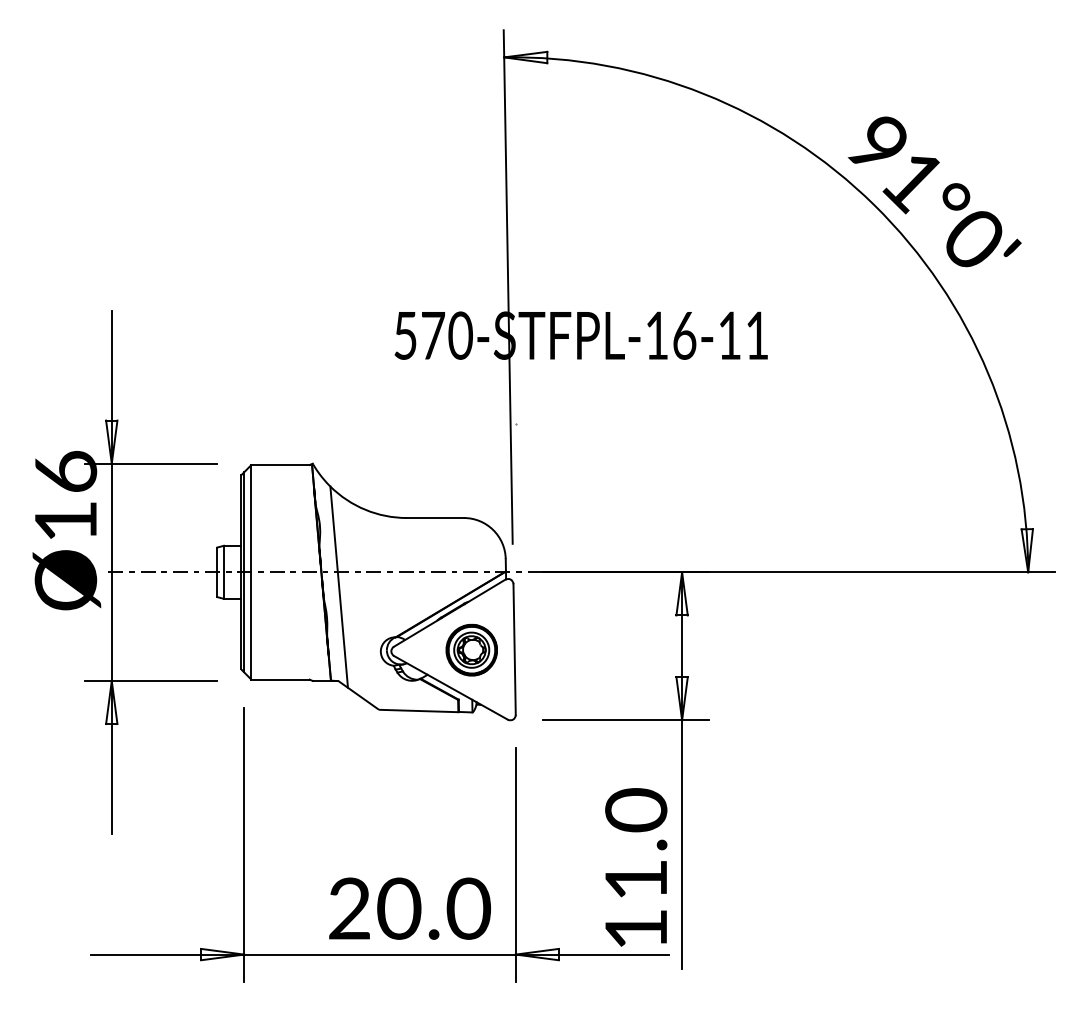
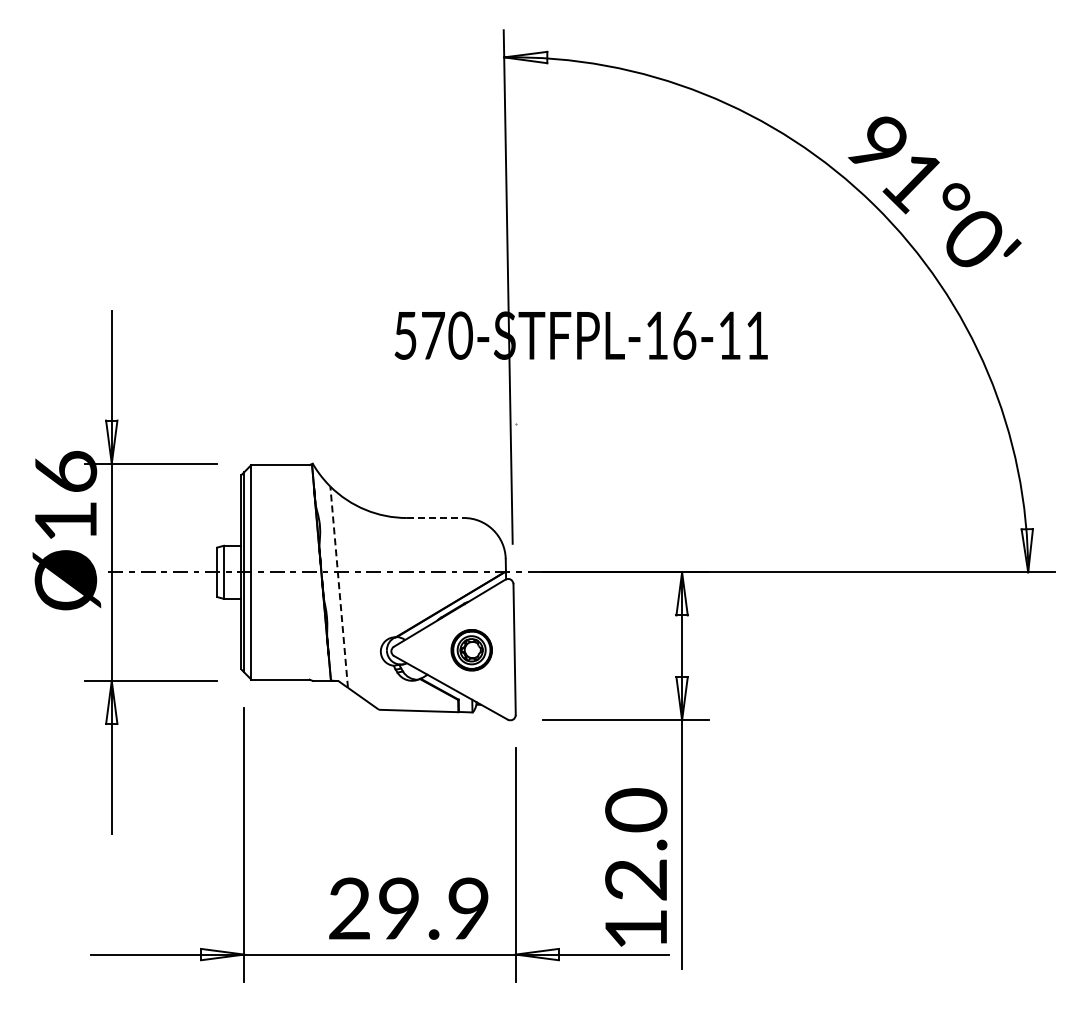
line: solid -> dashed (435, 518)
line: solid -> dashed (339, 586)
part size: 53x53 px -> 43x43 px (471, 650)
text: 11.0 -> 12.0 (635, 879)
text: 20.0 -> 29.9 (434, 908)
